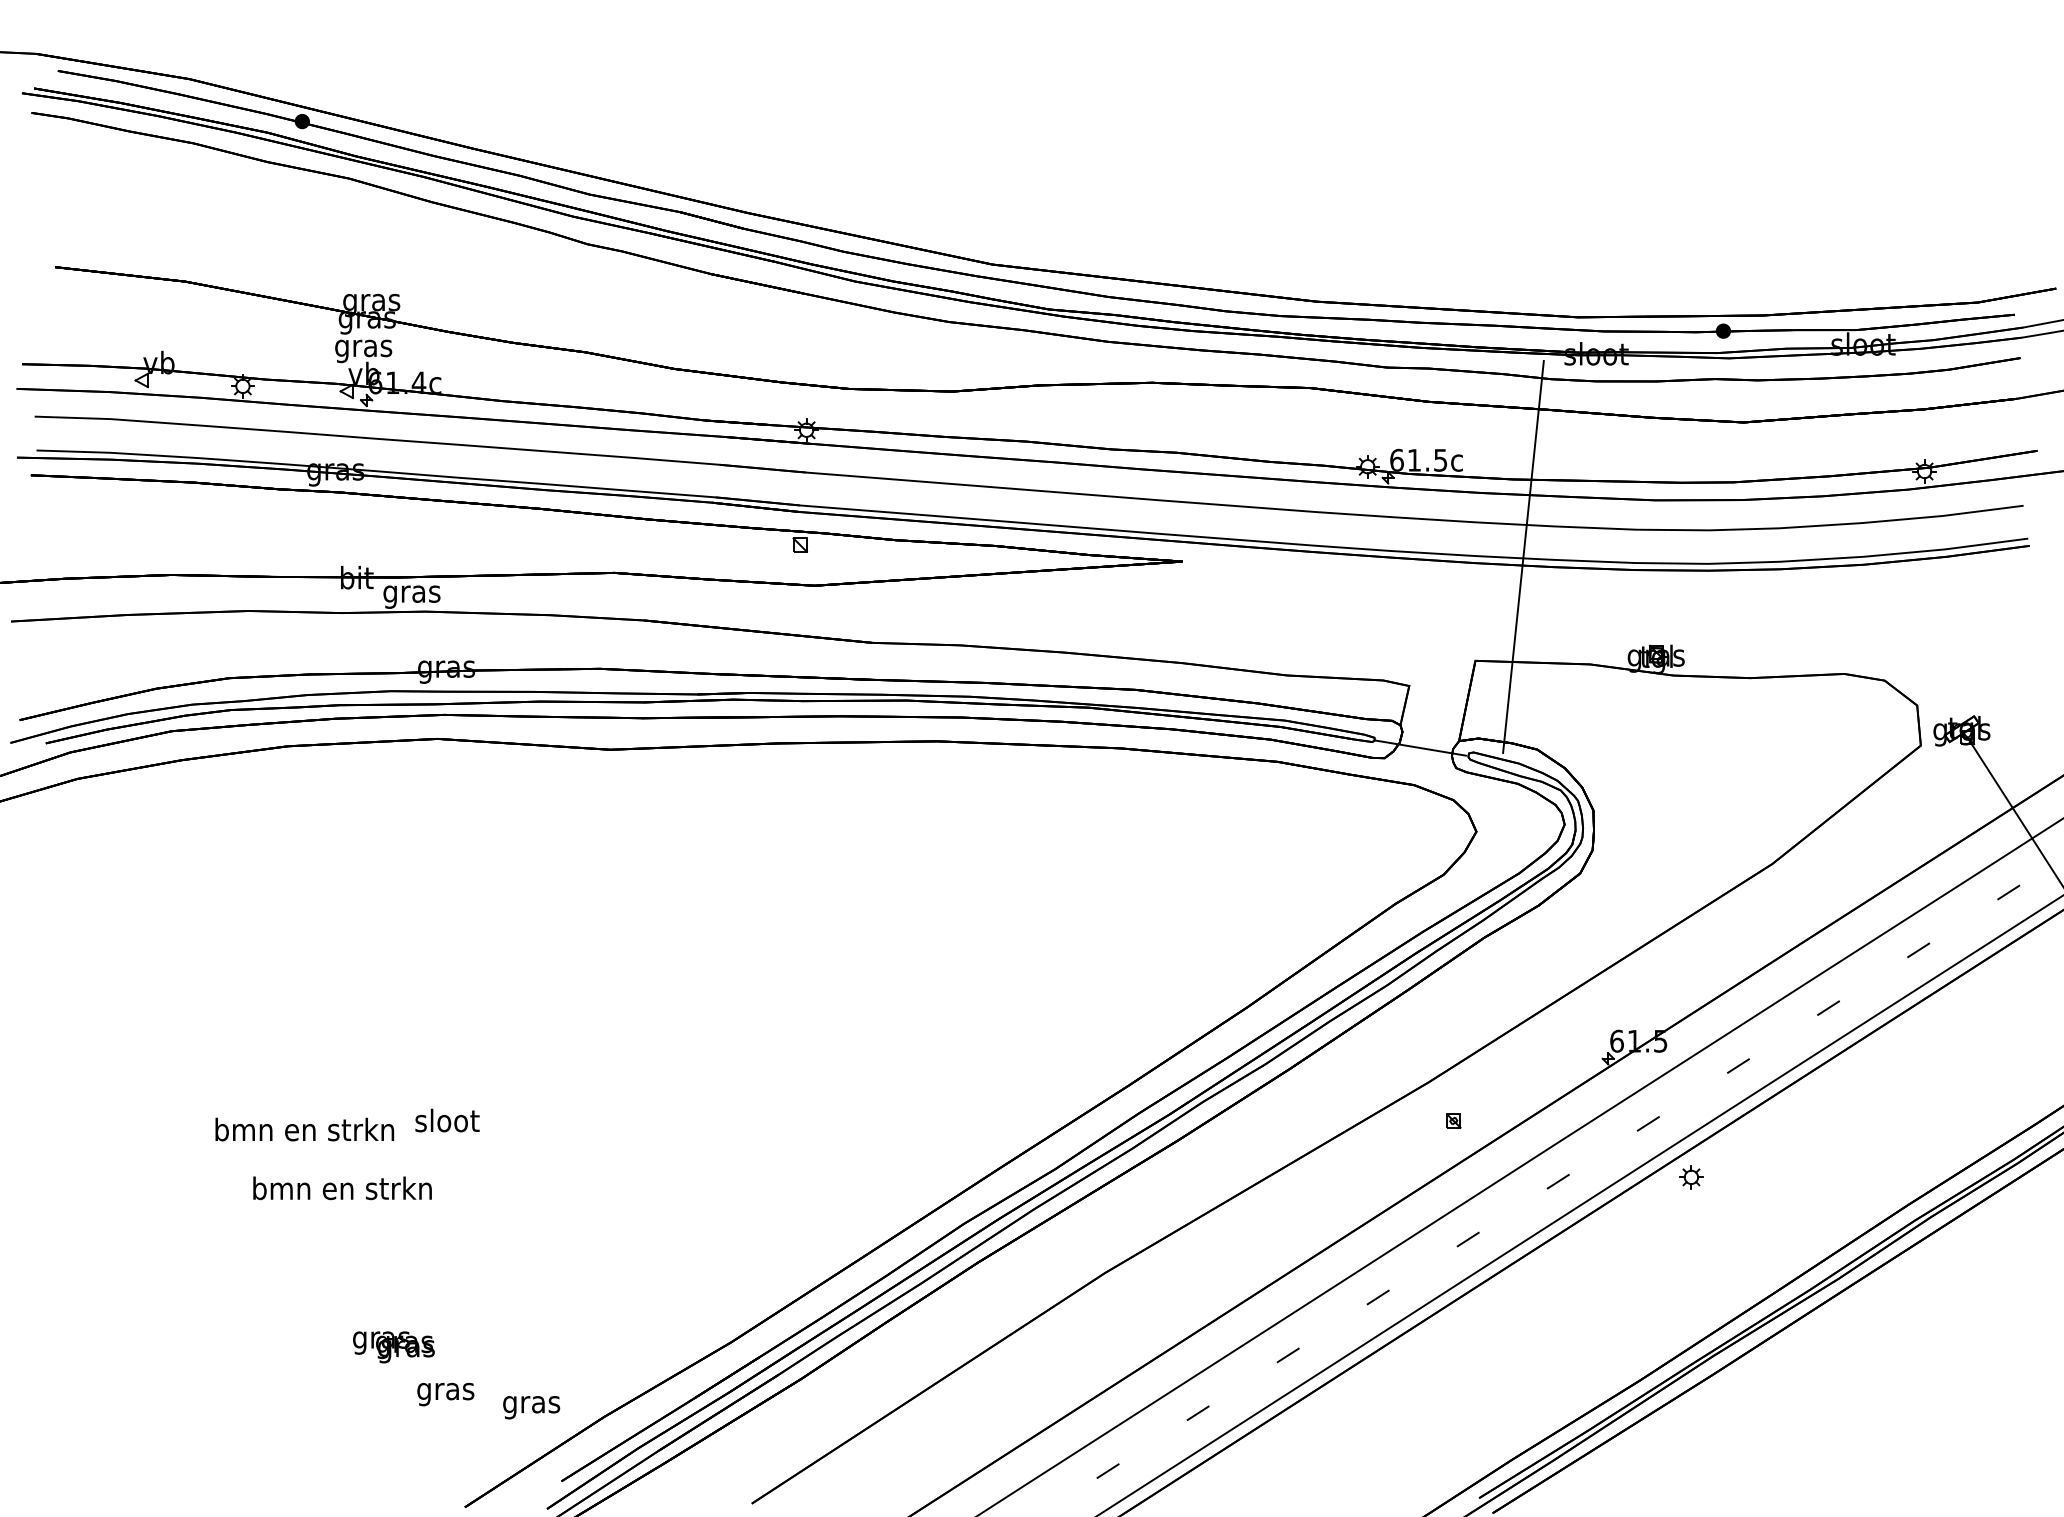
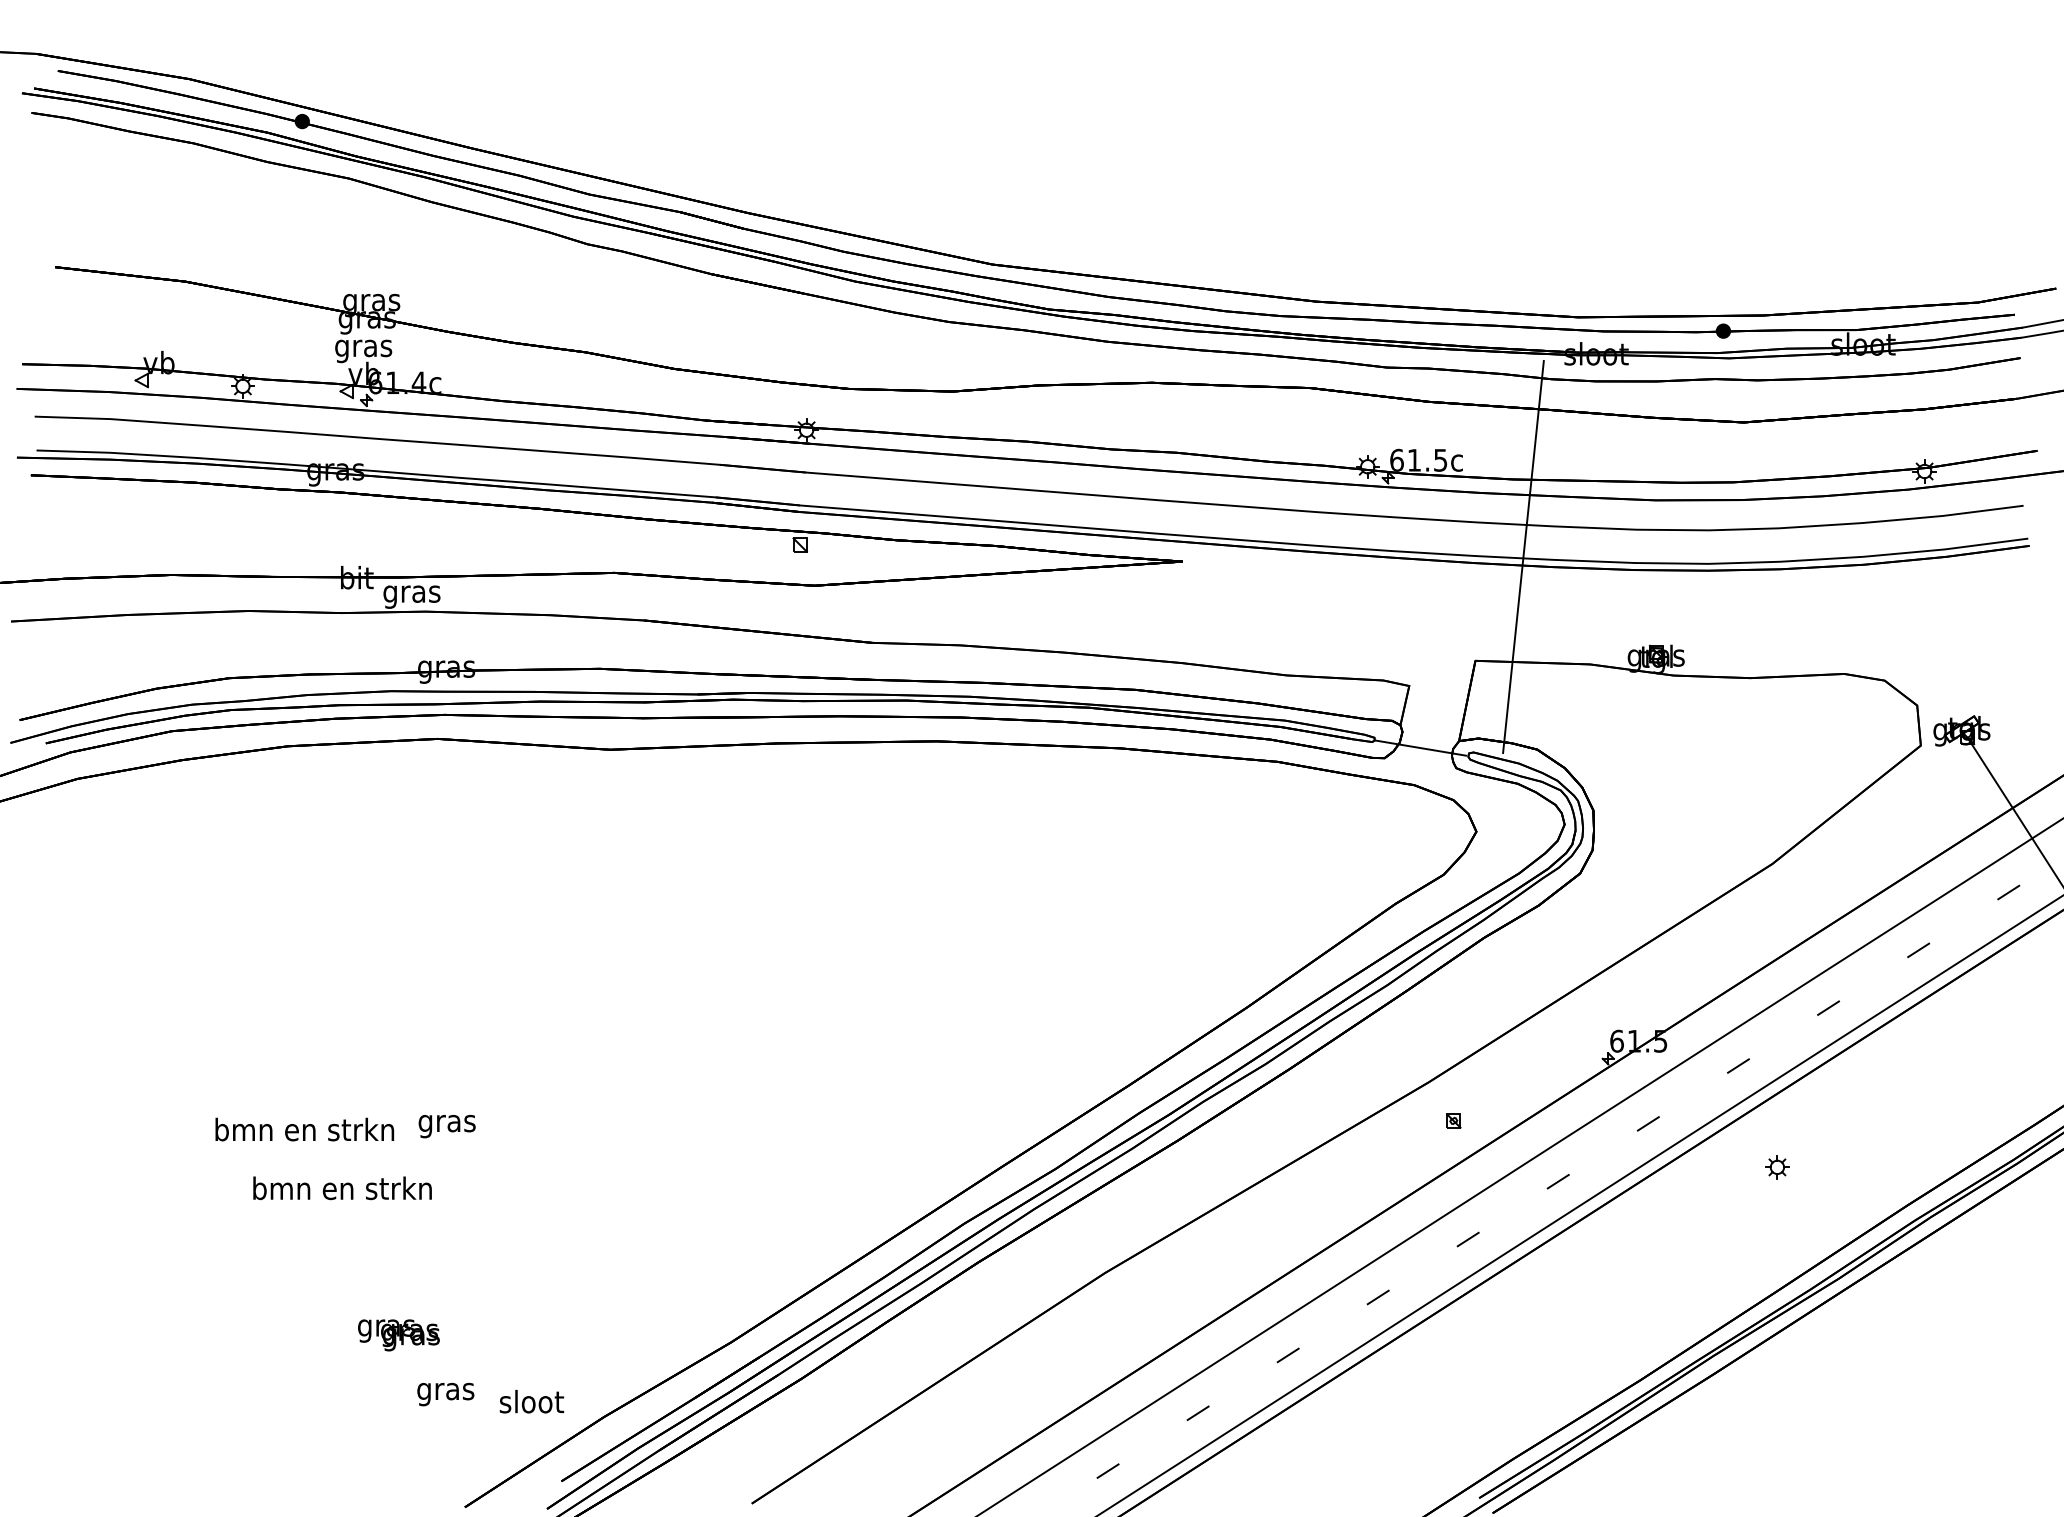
text: sloot -> gras (447, 1123)
part position: (1691, 1177) -> (1777, 1167) (1777, 1167)
text position: (393, 1347) -> (398, 1335) (398, 1335)
text: gras -> sloot (531, 1404)
